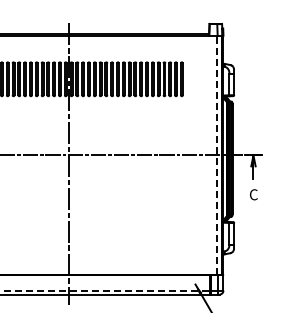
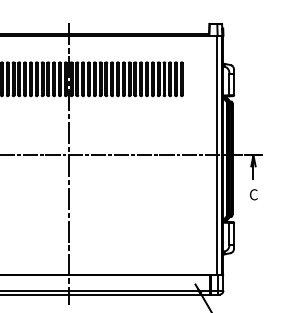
line: dashed -> solid (217, 155)
line: dashed -> solid (105, 290)
